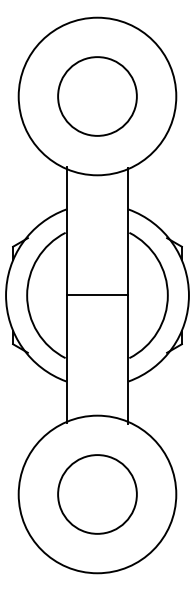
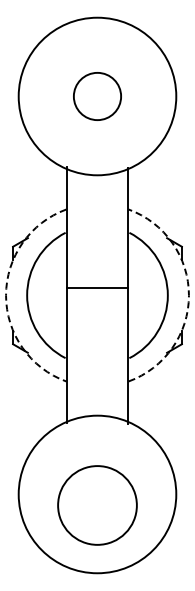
circle size: 81x81 px -> 49x49 px (97, 96)
arc: solid -> dashed (6, 295)
line position: (97, 295) -> (97, 288) (97, 288)
arc: solid -> dashed (188, 295)
circle position: (97, 494) -> (97, 505) (97, 505)
